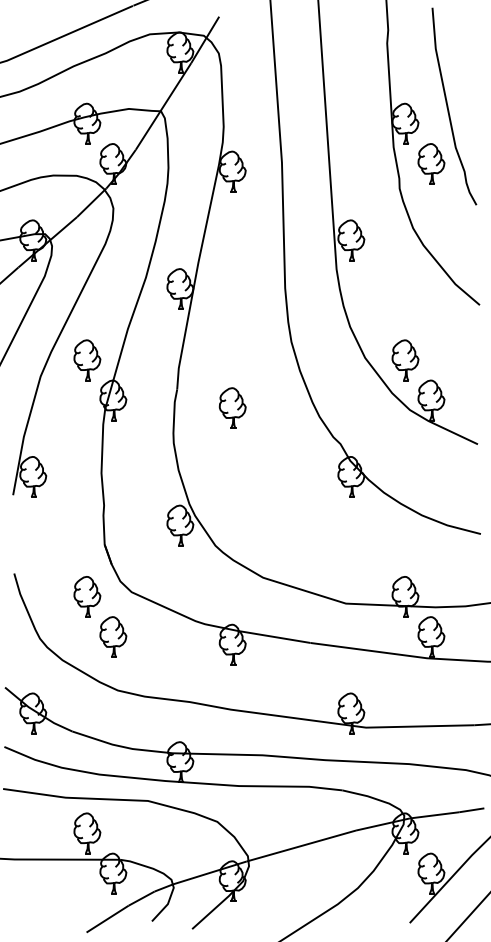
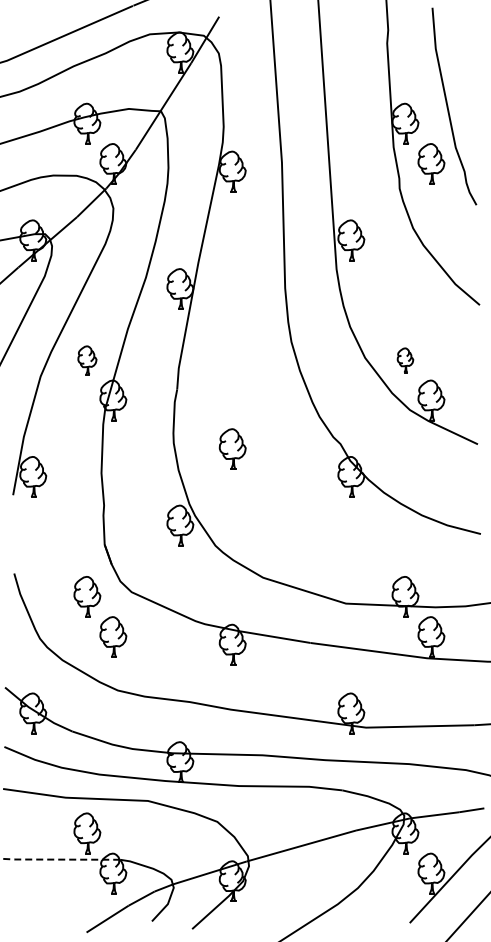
part size: 29x43 px -> 21x31 px (87, 360)
part size: 29x43 px -> 19x27 px (405, 360)
part position: (232, 407) -> (232, 448) (232, 448)
line: solid -> dashed (59, 859)
